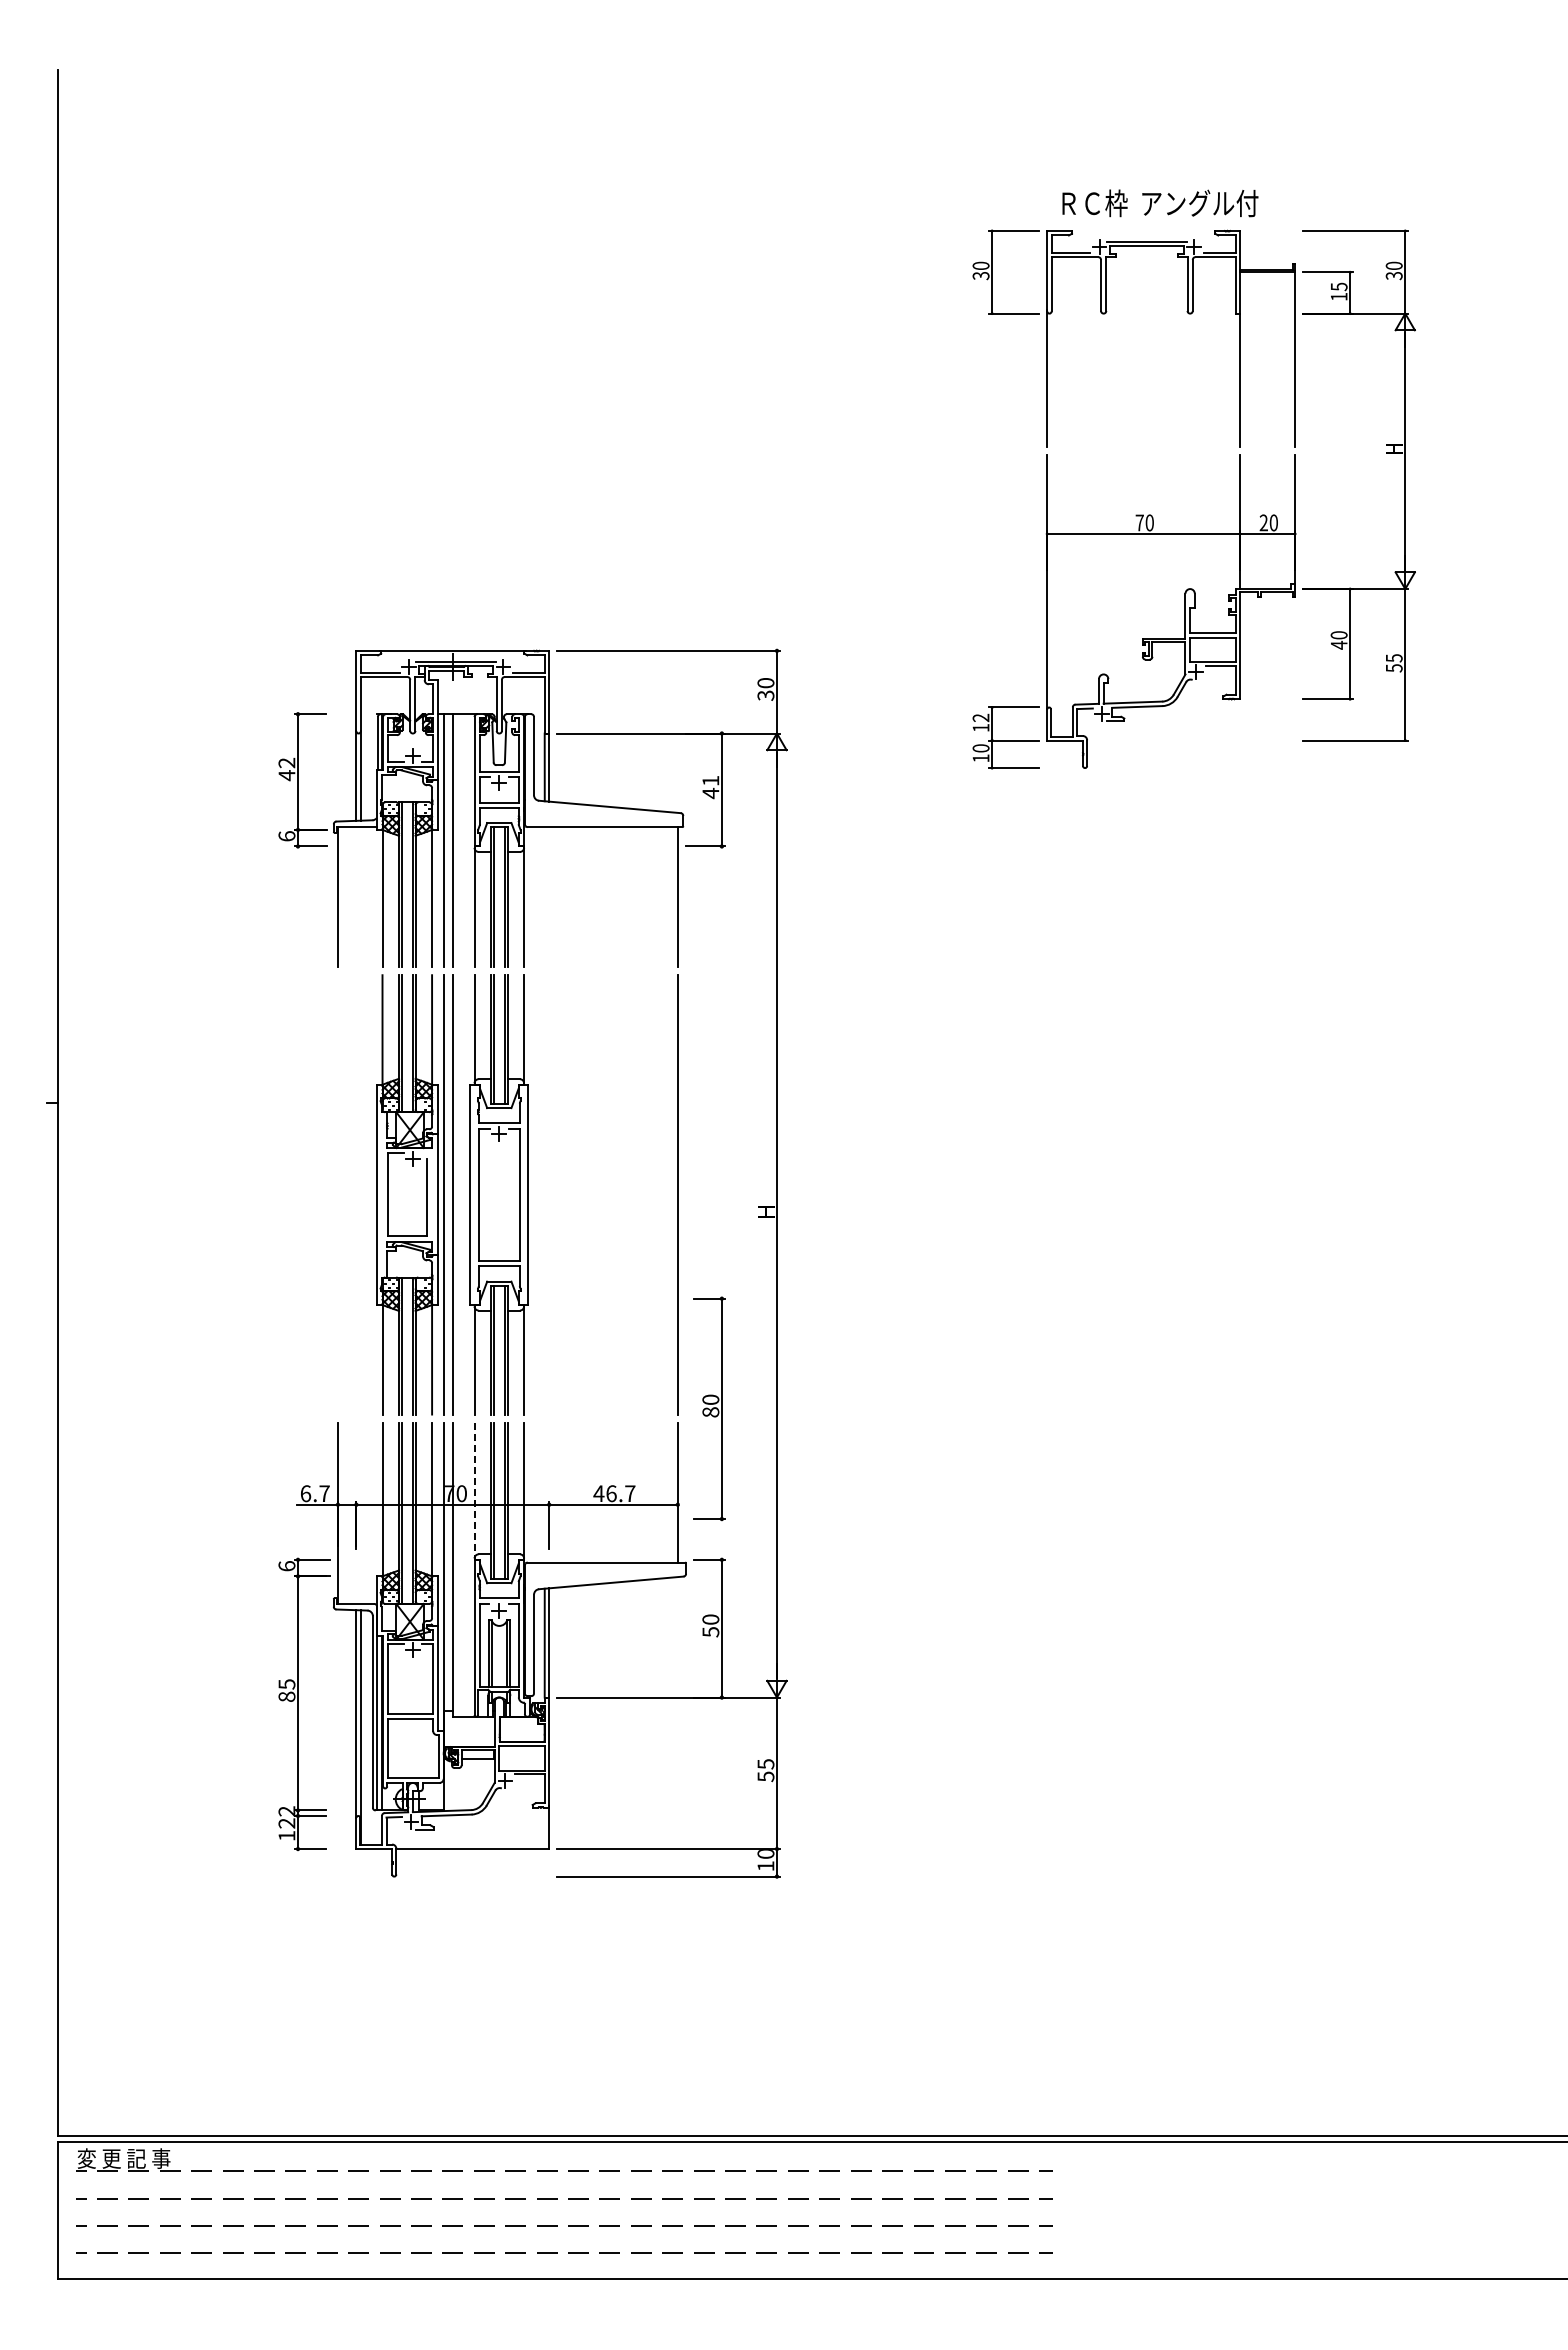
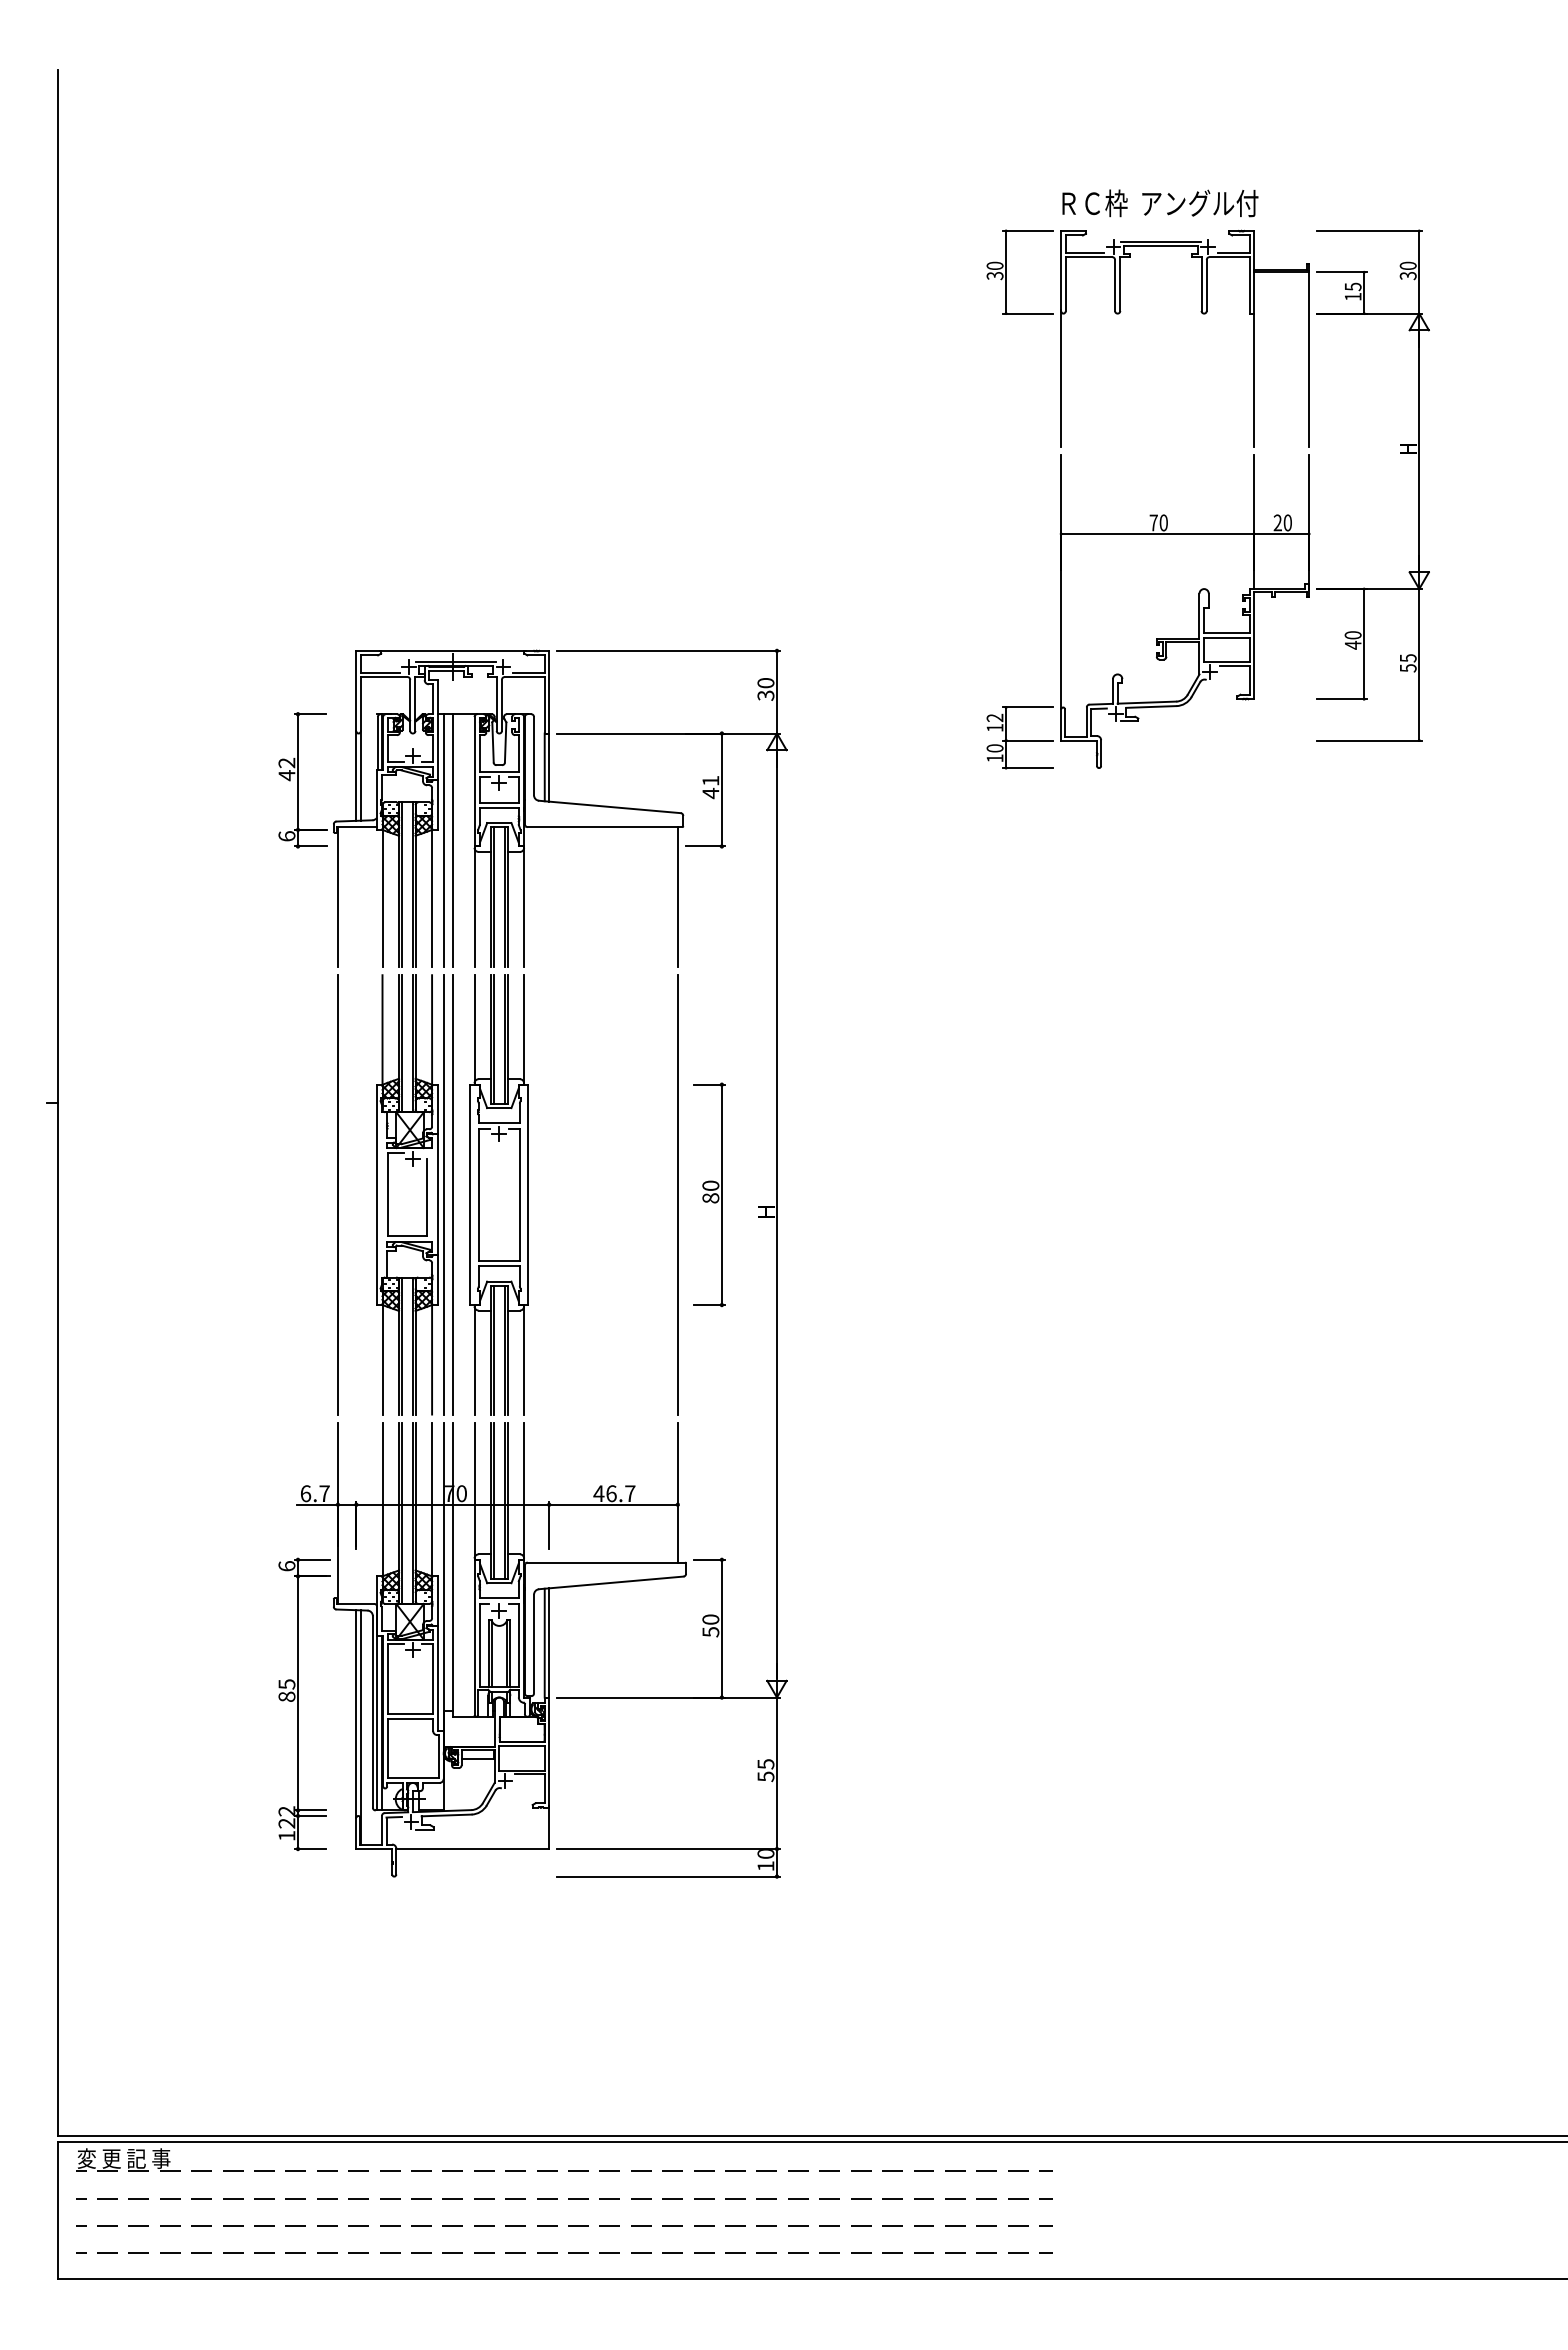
part position: (1193, 533) -> (1207, 533) (1207, 533)
line: none -> present (337, 1194)
part position: (709, 1408) -> (709, 1194) (709, 1194)
line: dashed -> solid (474, 1490)
